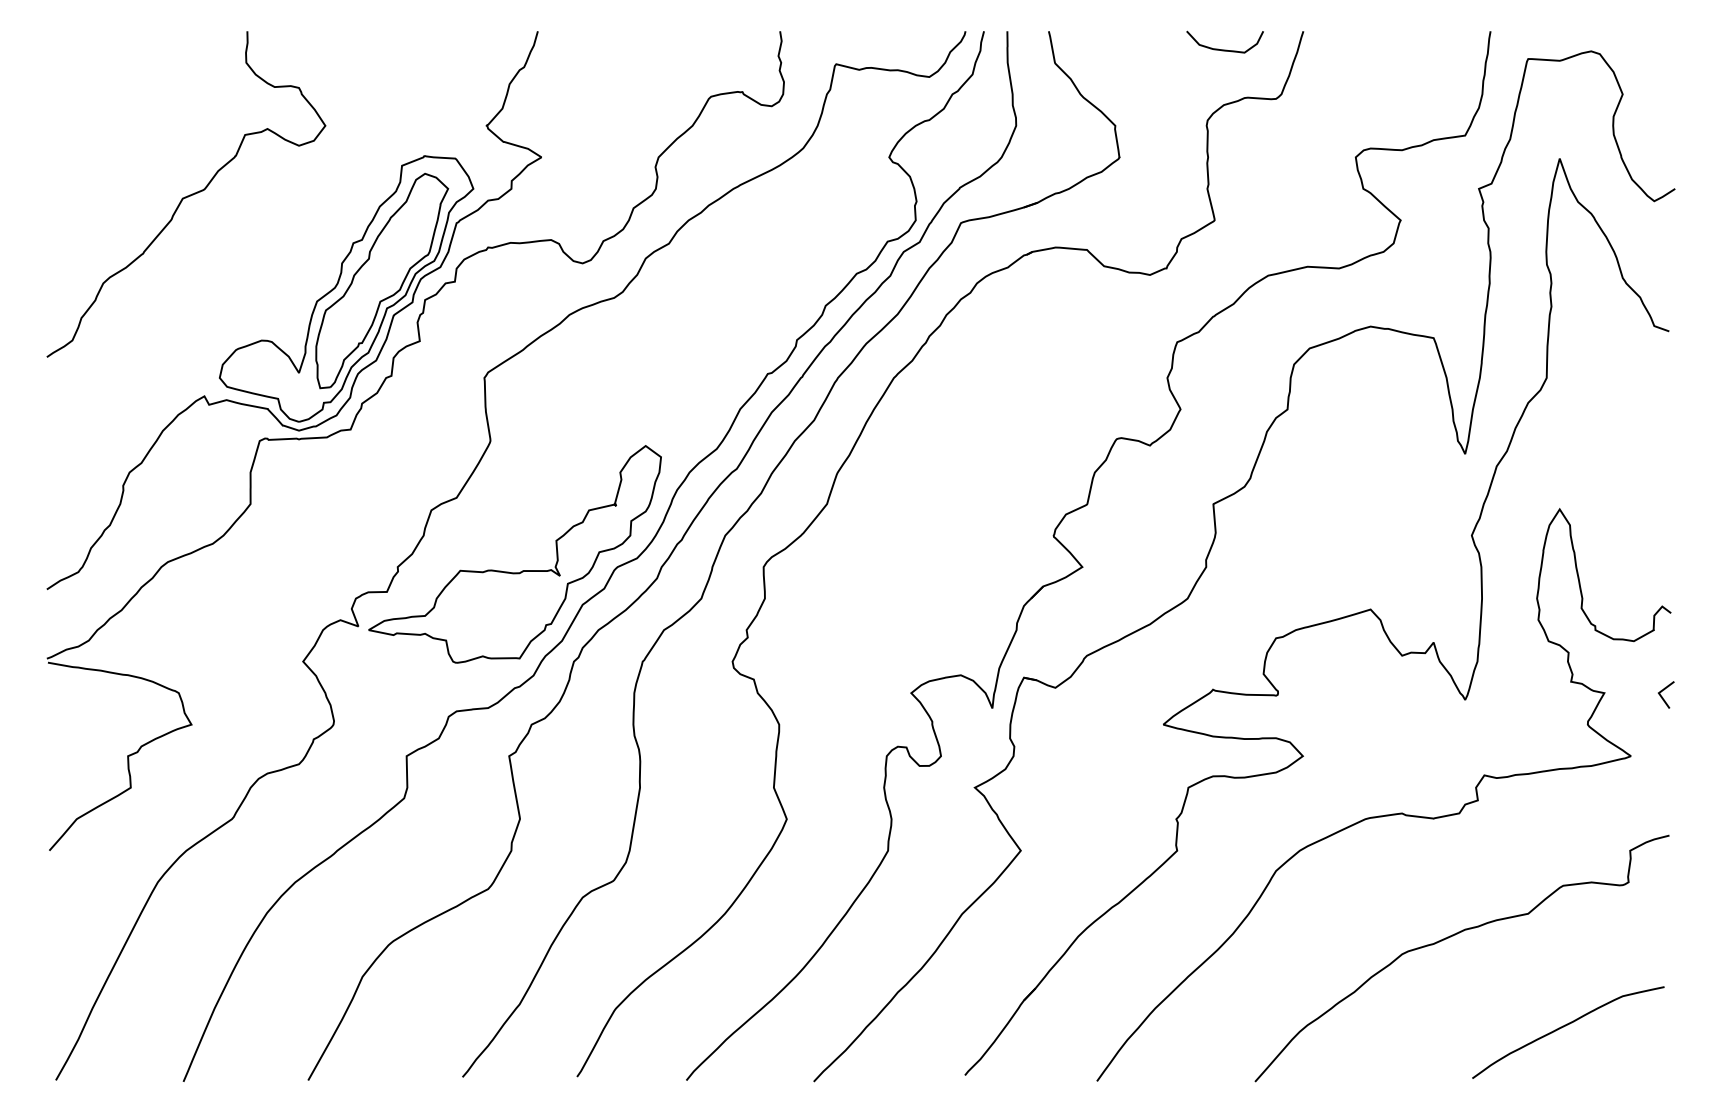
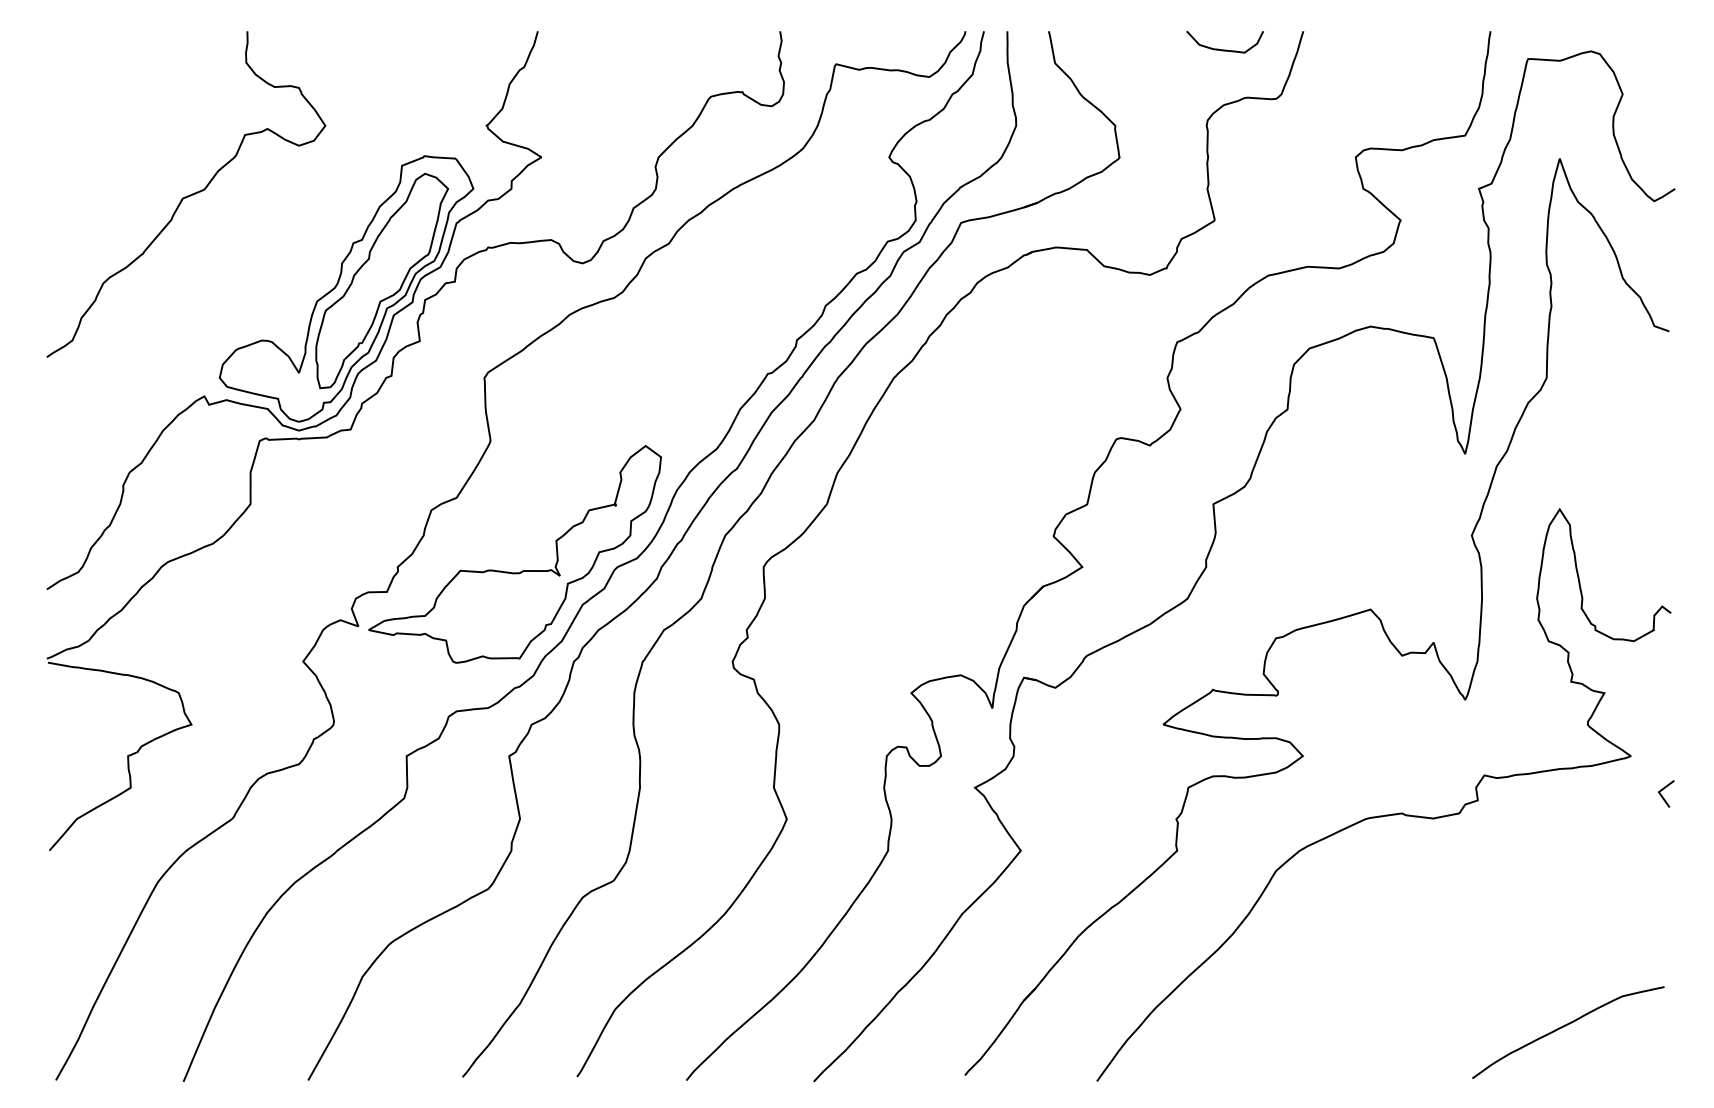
line position: (1662, 696) -> (1662, 795) (1662, 795)
curve: present -> none (1453, 936)
